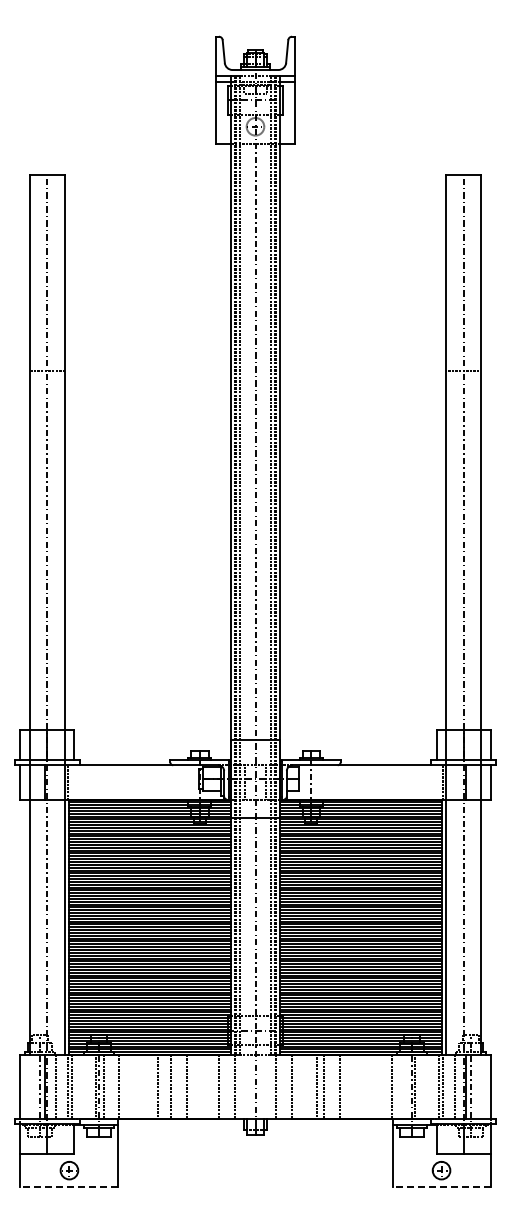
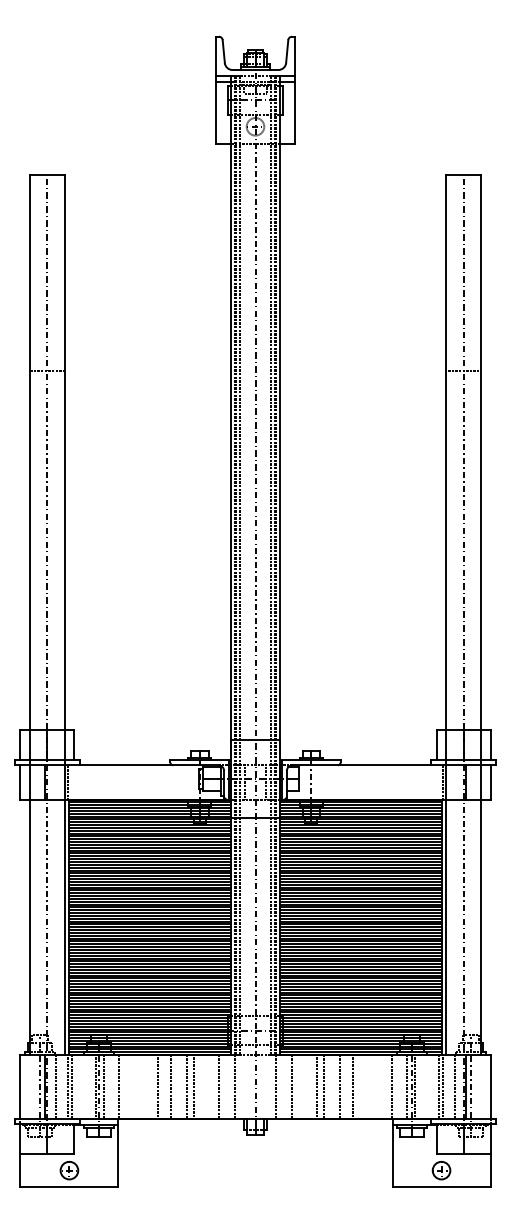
line: none -> present (353, 1086)
line: none -> present (407, 1086)
line: none -> present (194, 1087)
line: dashed -> solid (69, 1187)
line: dashed -> solid (441, 1187)
